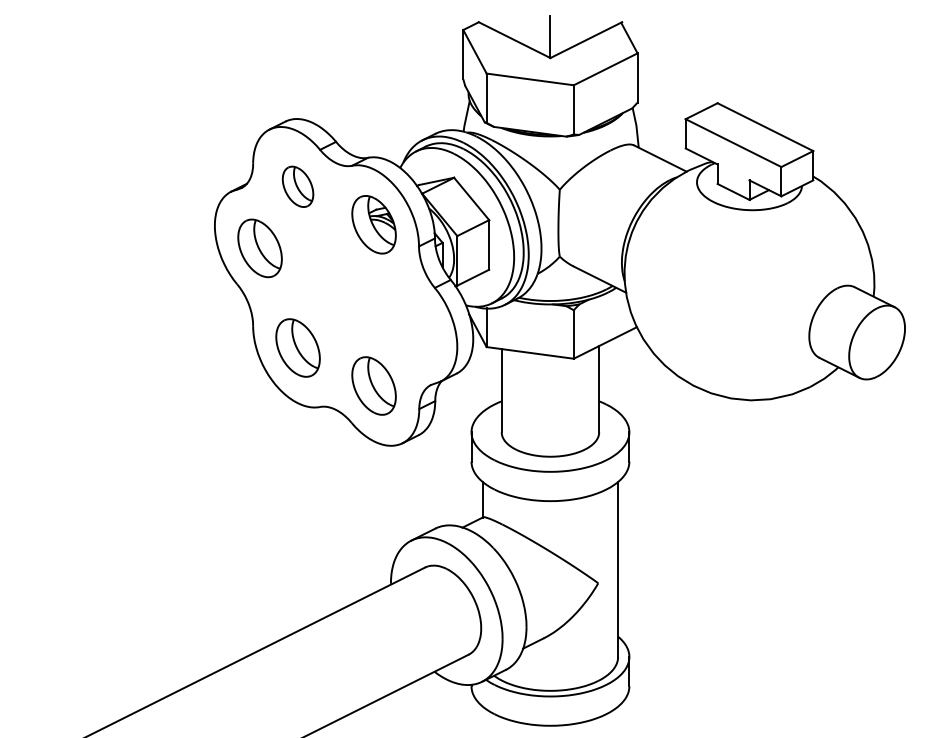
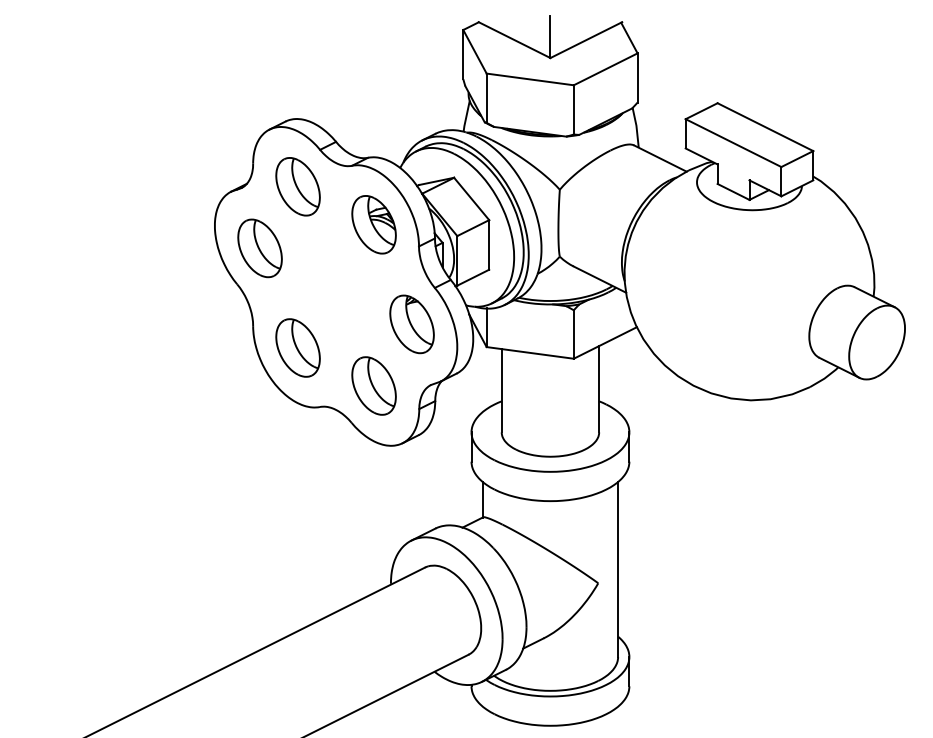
part size: 34x43 px -> 46x60 px (297, 186)
part: none -> present (411, 324)
